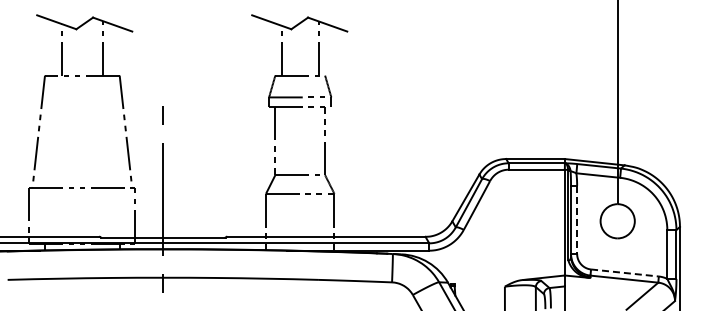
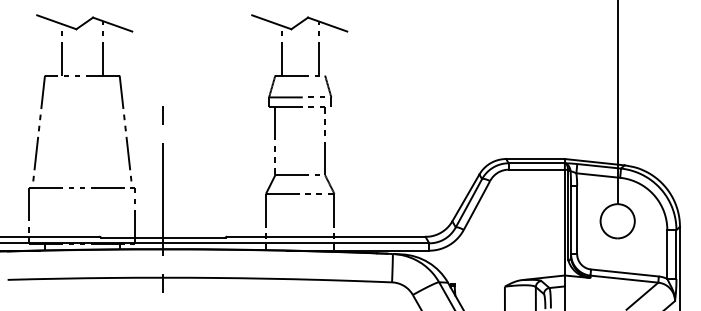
line: dashed -> solid (577, 220)
line: dashed -> solid (625, 273)
